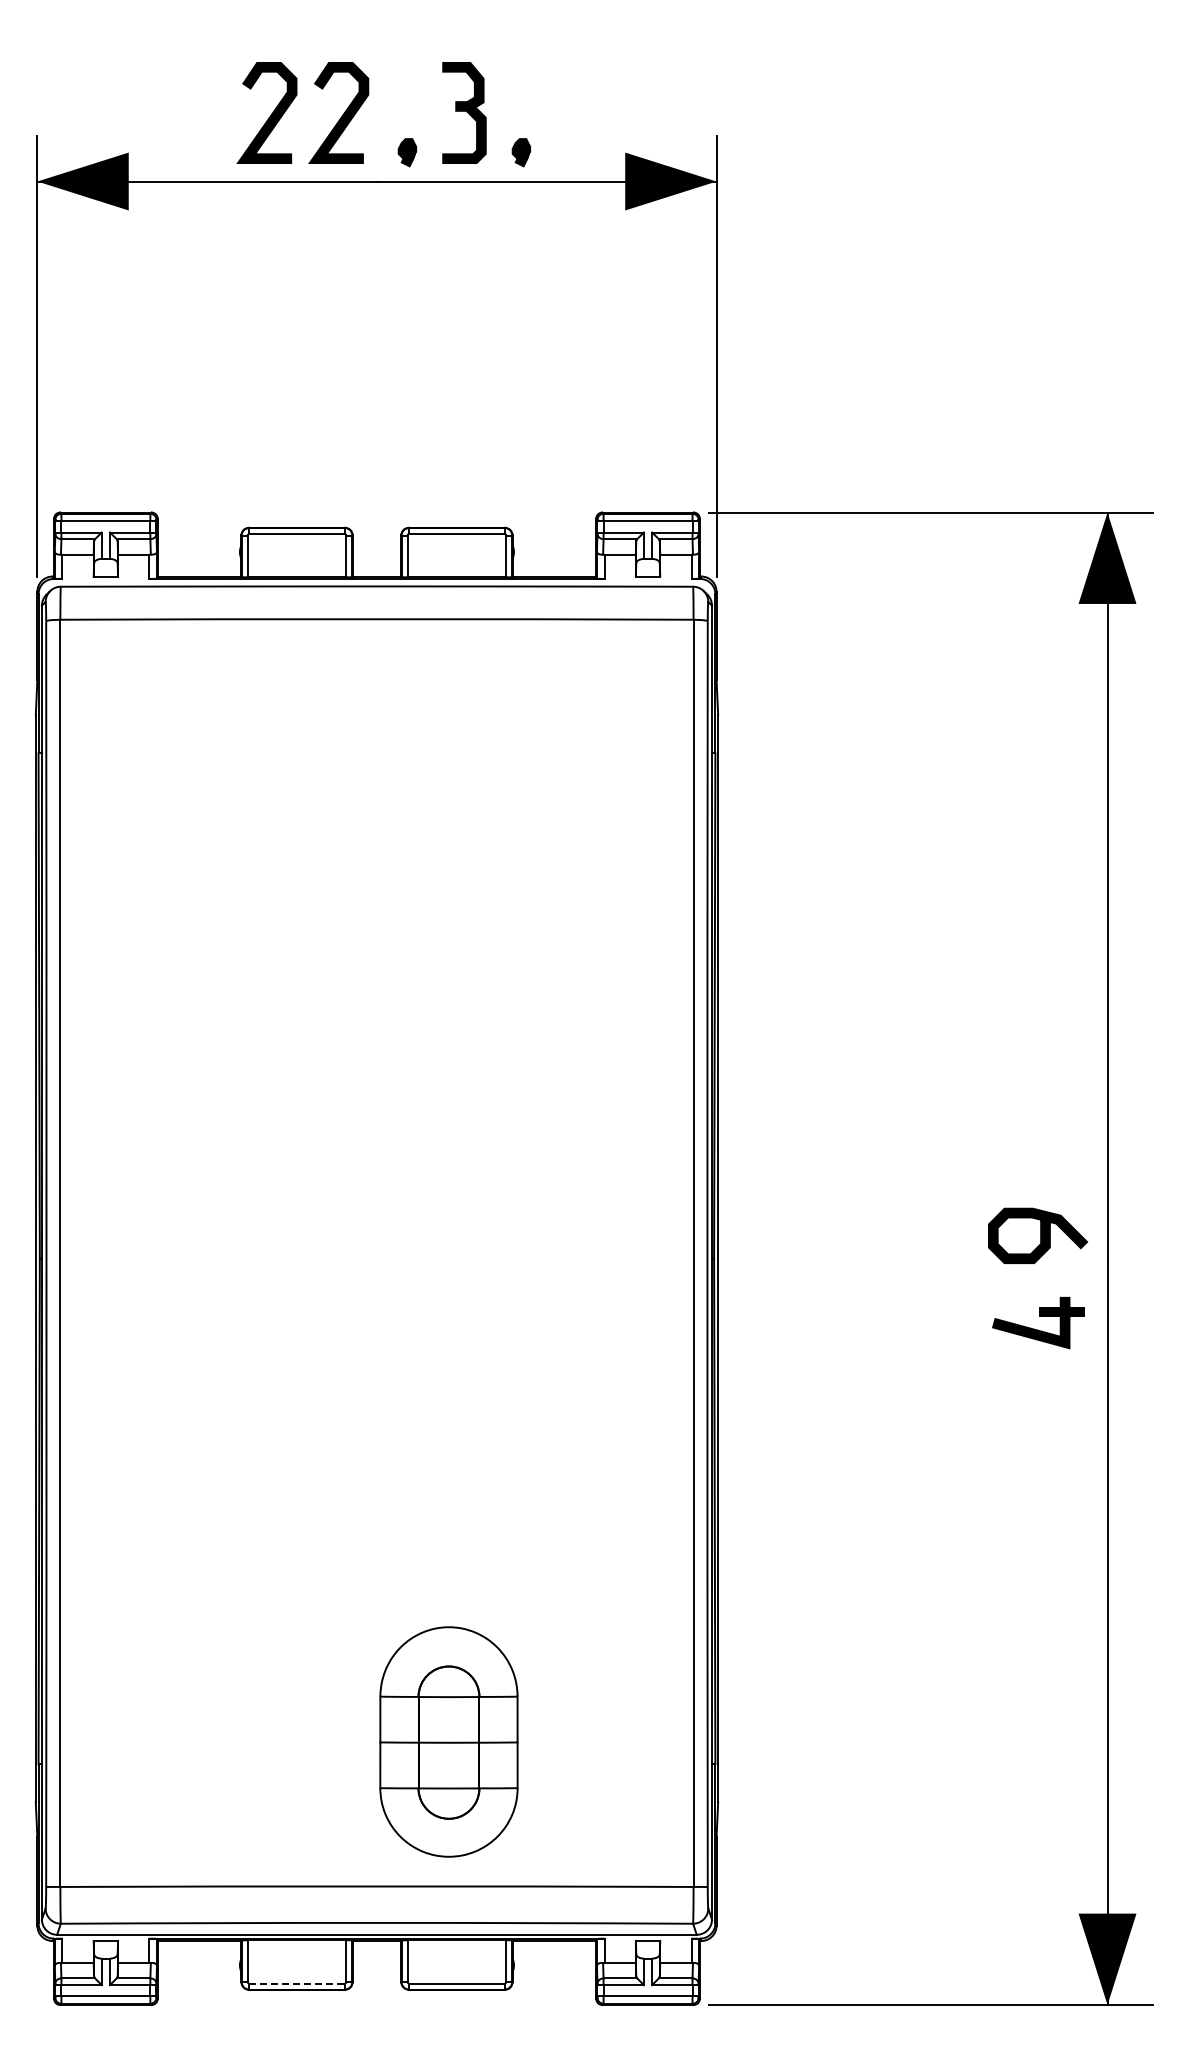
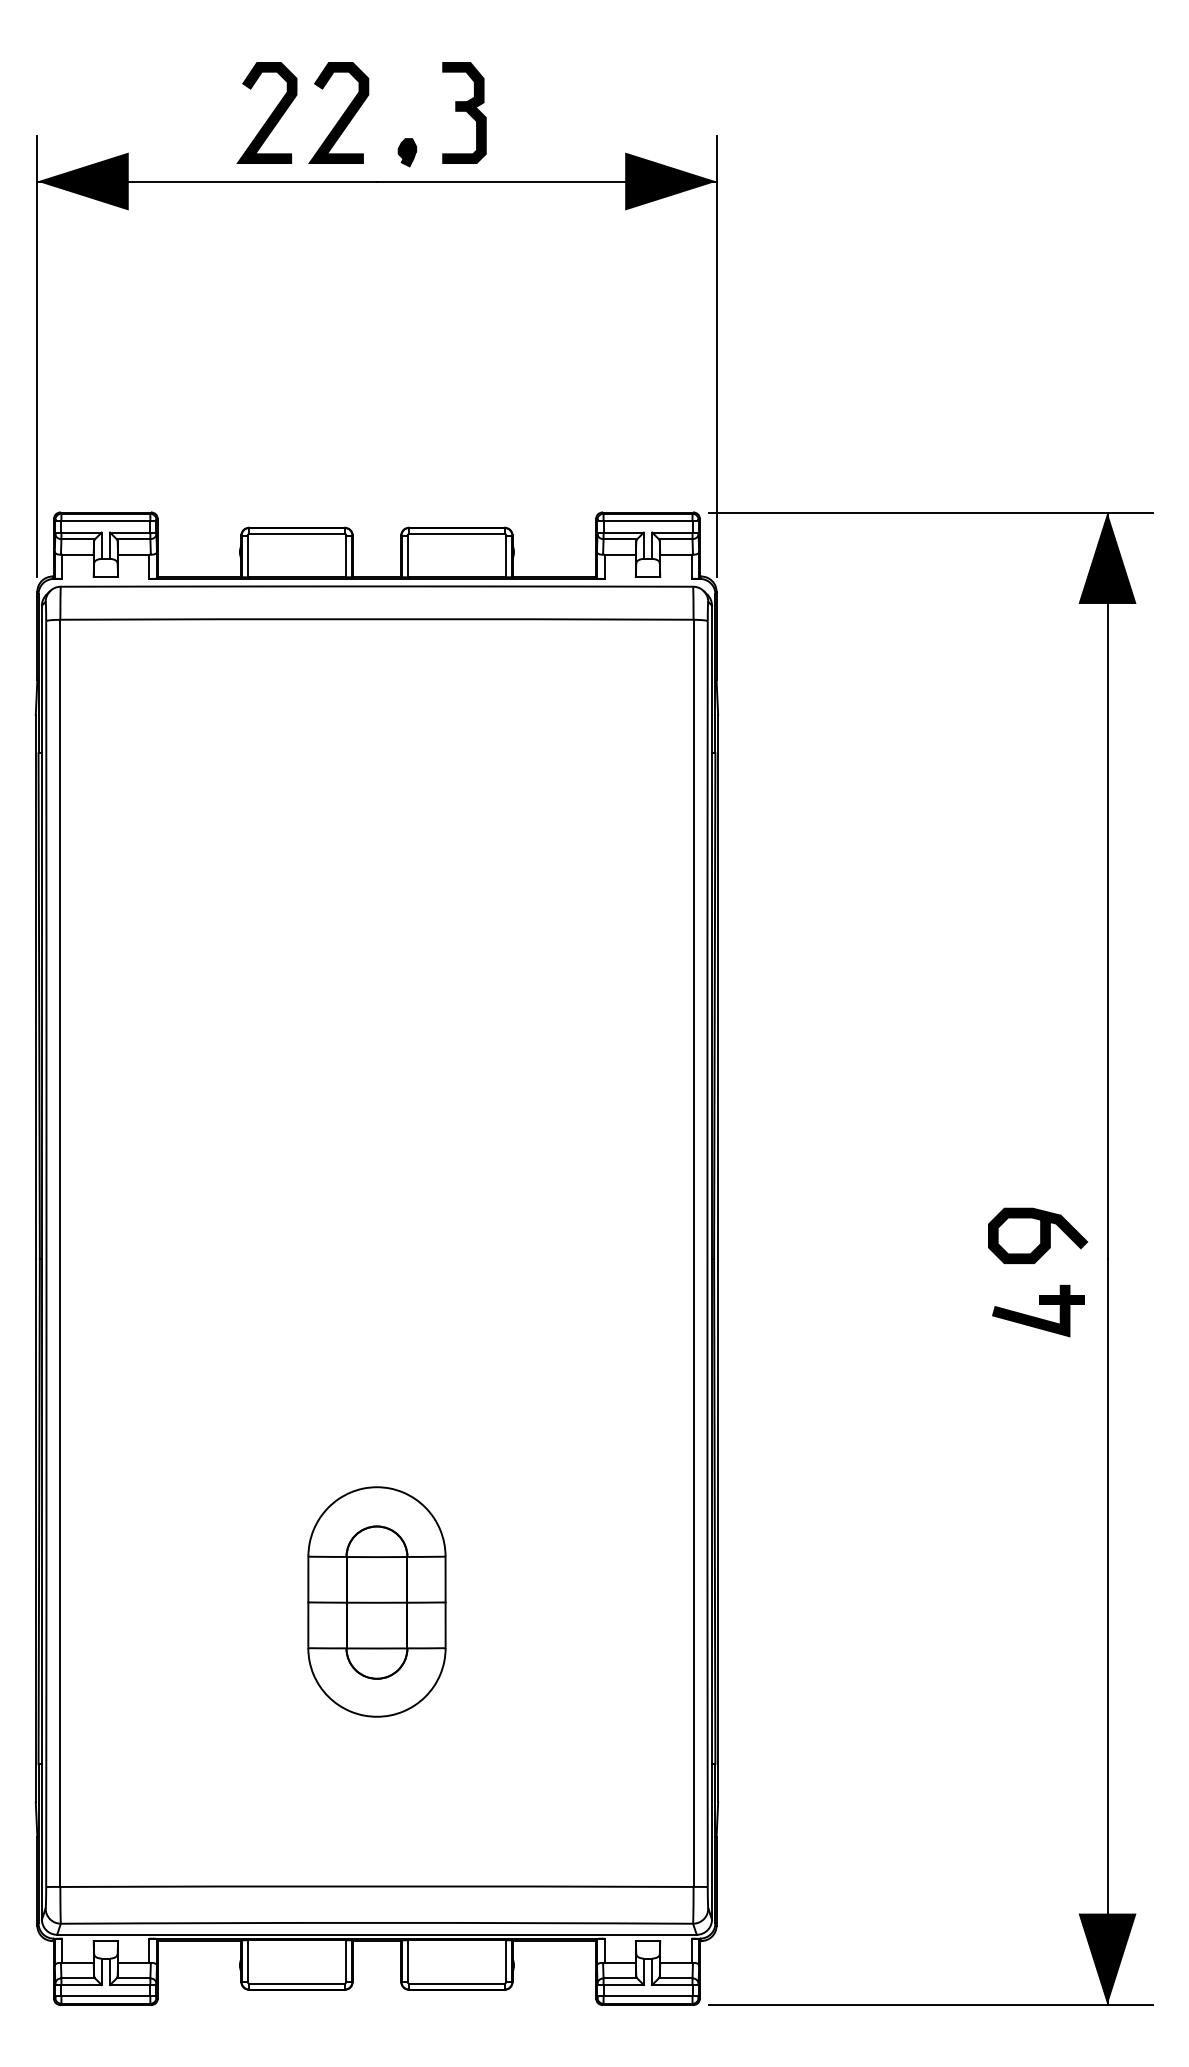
part: present -> none (521, 152)
part position: (1038, 1323) -> (1038, 1311) (1038, 1311)
part position: (448, 1741) -> (376, 1601) (376, 1601)
line: dashed -> solid (297, 1983)
